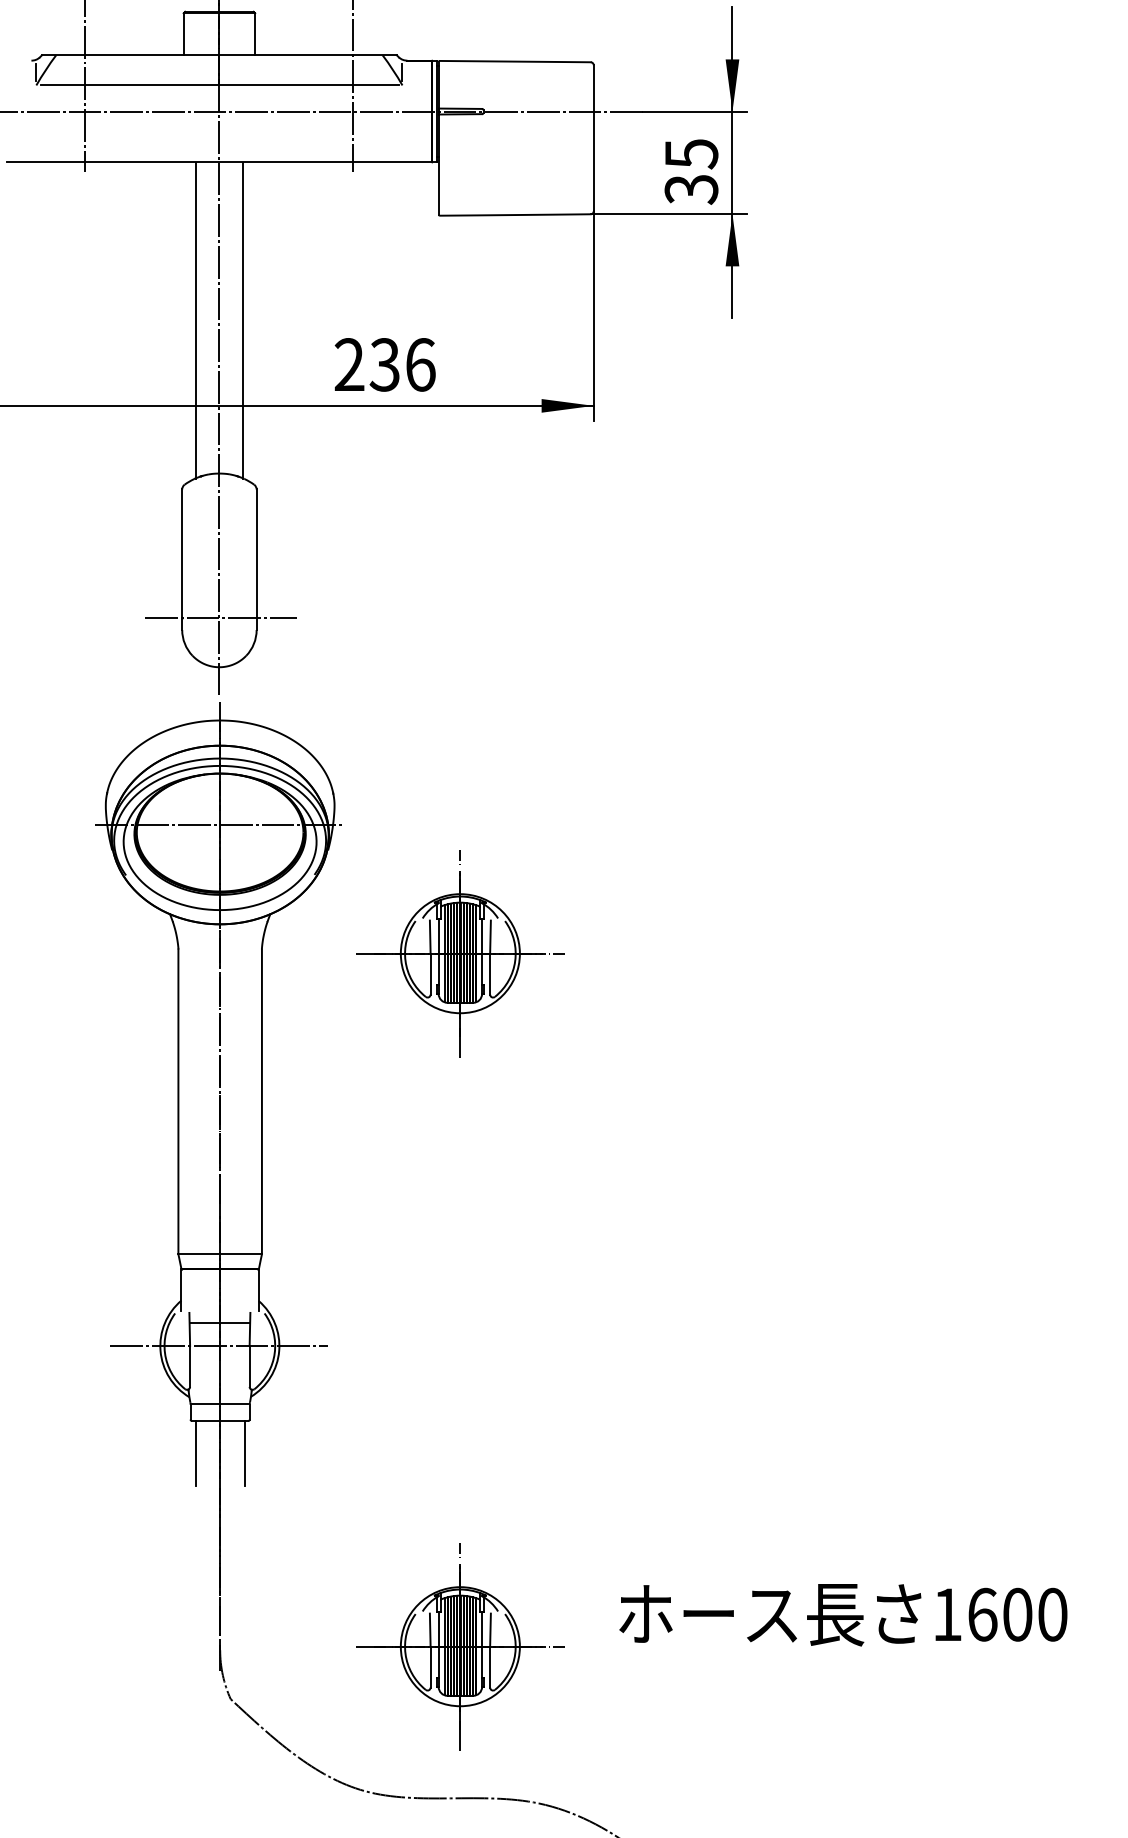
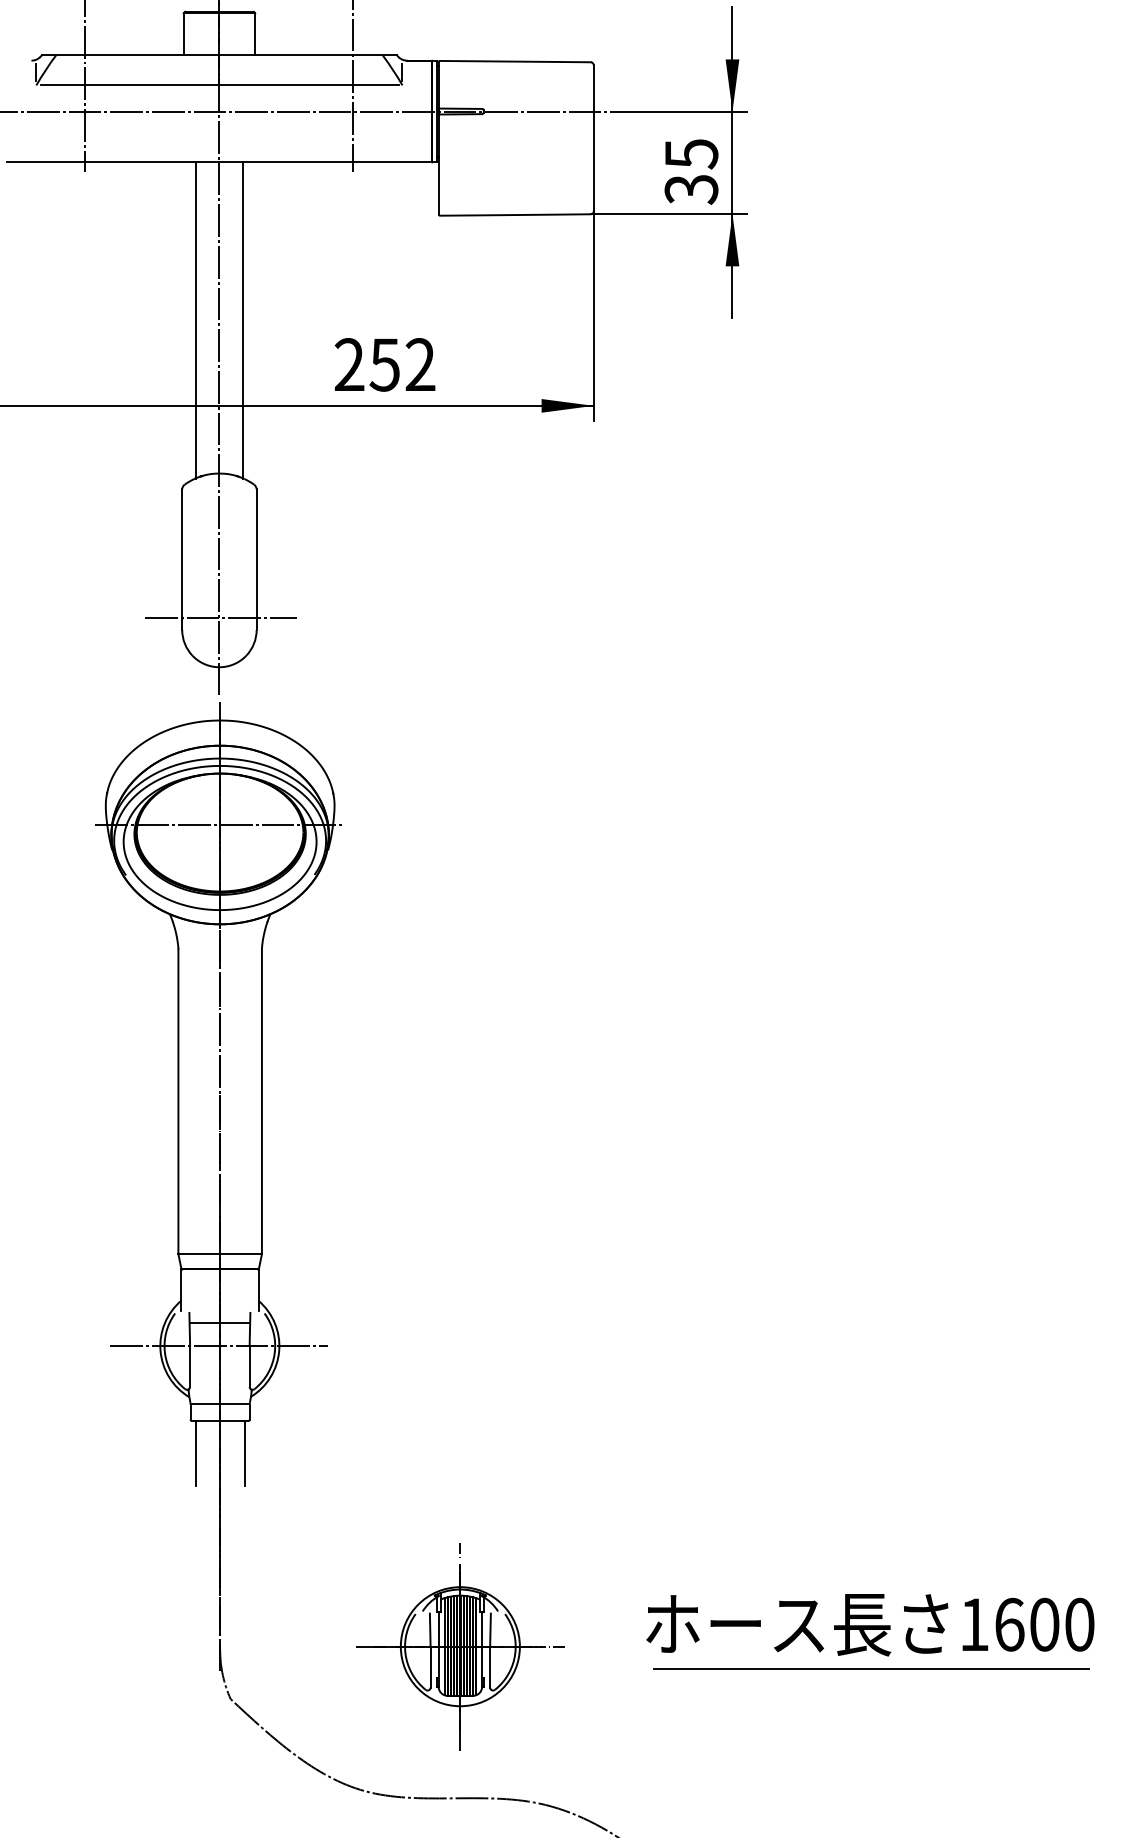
text: 236 -> 252 (402, 364)
part: present -> none (460, 953)
text position: (843, 1615) -> (870, 1625) (870, 1625)
line: none -> present (870, 1669)
